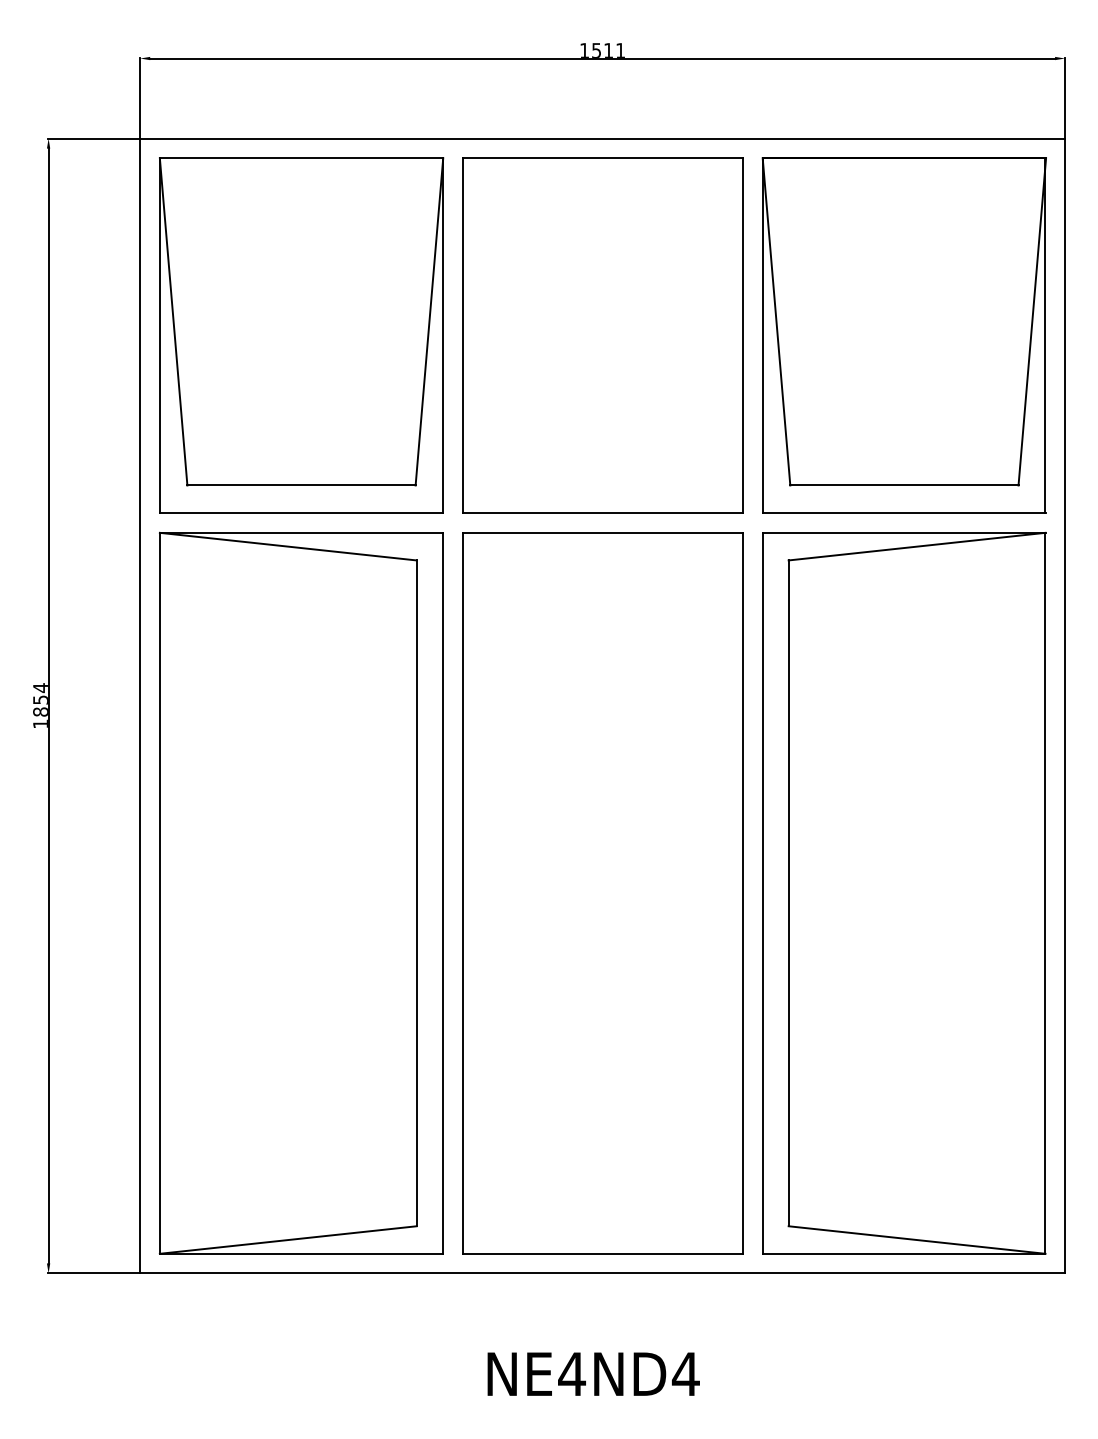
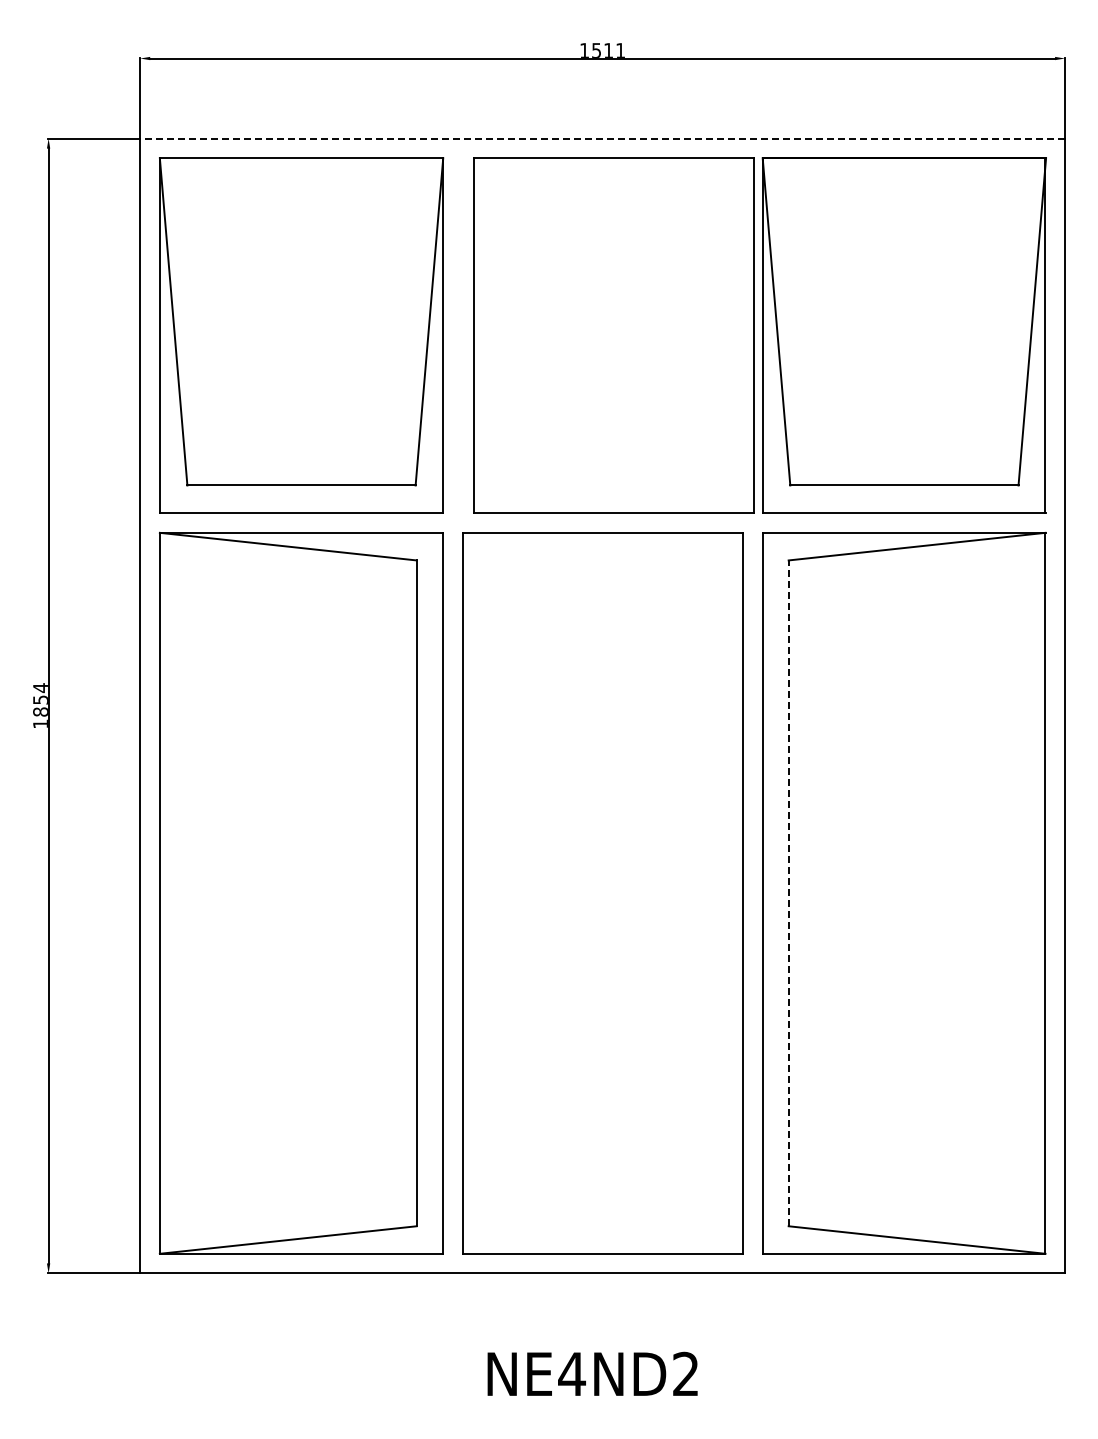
line: solid -> dashed (602, 138)
part position: (602, 335) -> (613, 335) (613, 335)
line: solid -> dashed (788, 893)
text: NE4ND4 -> NE4ND2 (685, 1373)
